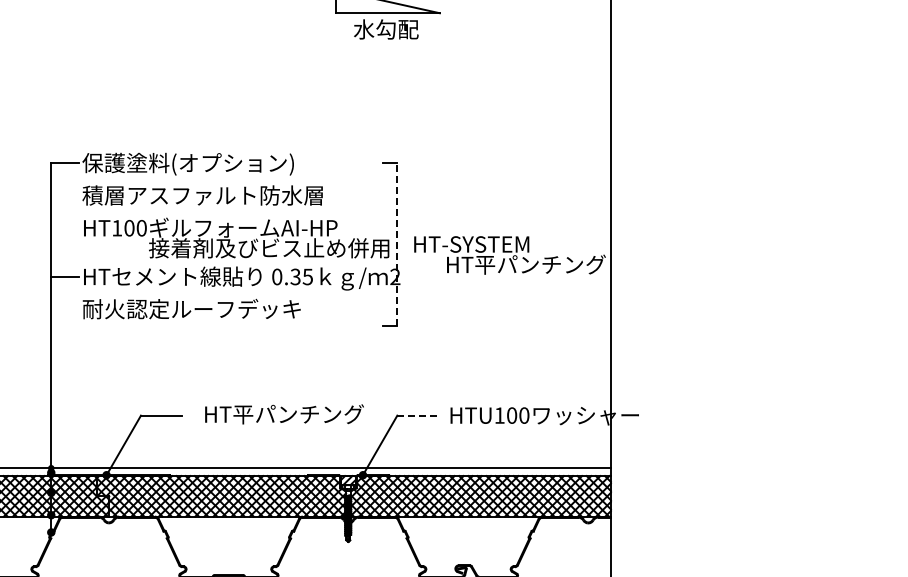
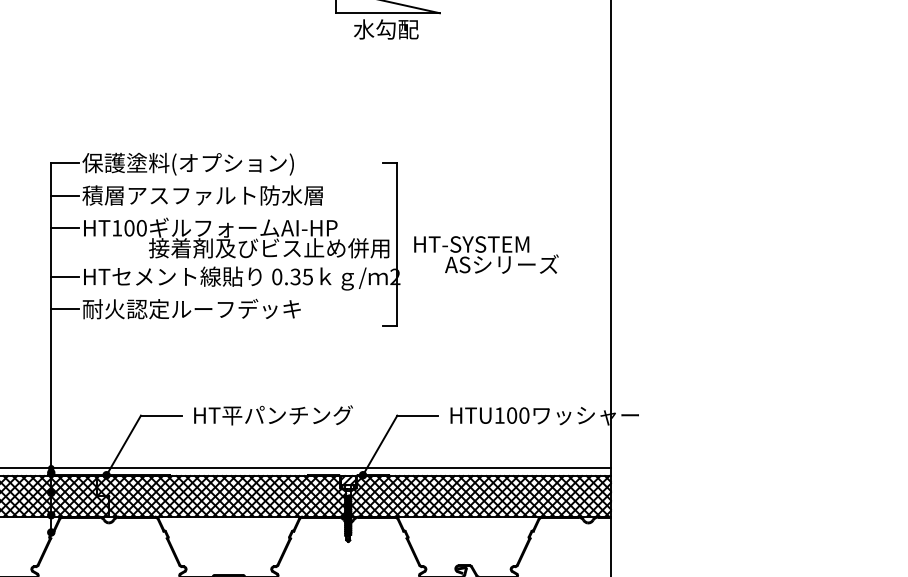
line: none -> present (65, 195)
line: none -> present (65, 228)
line: dashed -> solid (397, 244)
text: HT平パンチング -> ASシリーズ (525, 264)
line: none -> present (65, 309)
text position: (284, 414) -> (273, 415) (273, 415)
line: dashed -> solid (418, 415)
